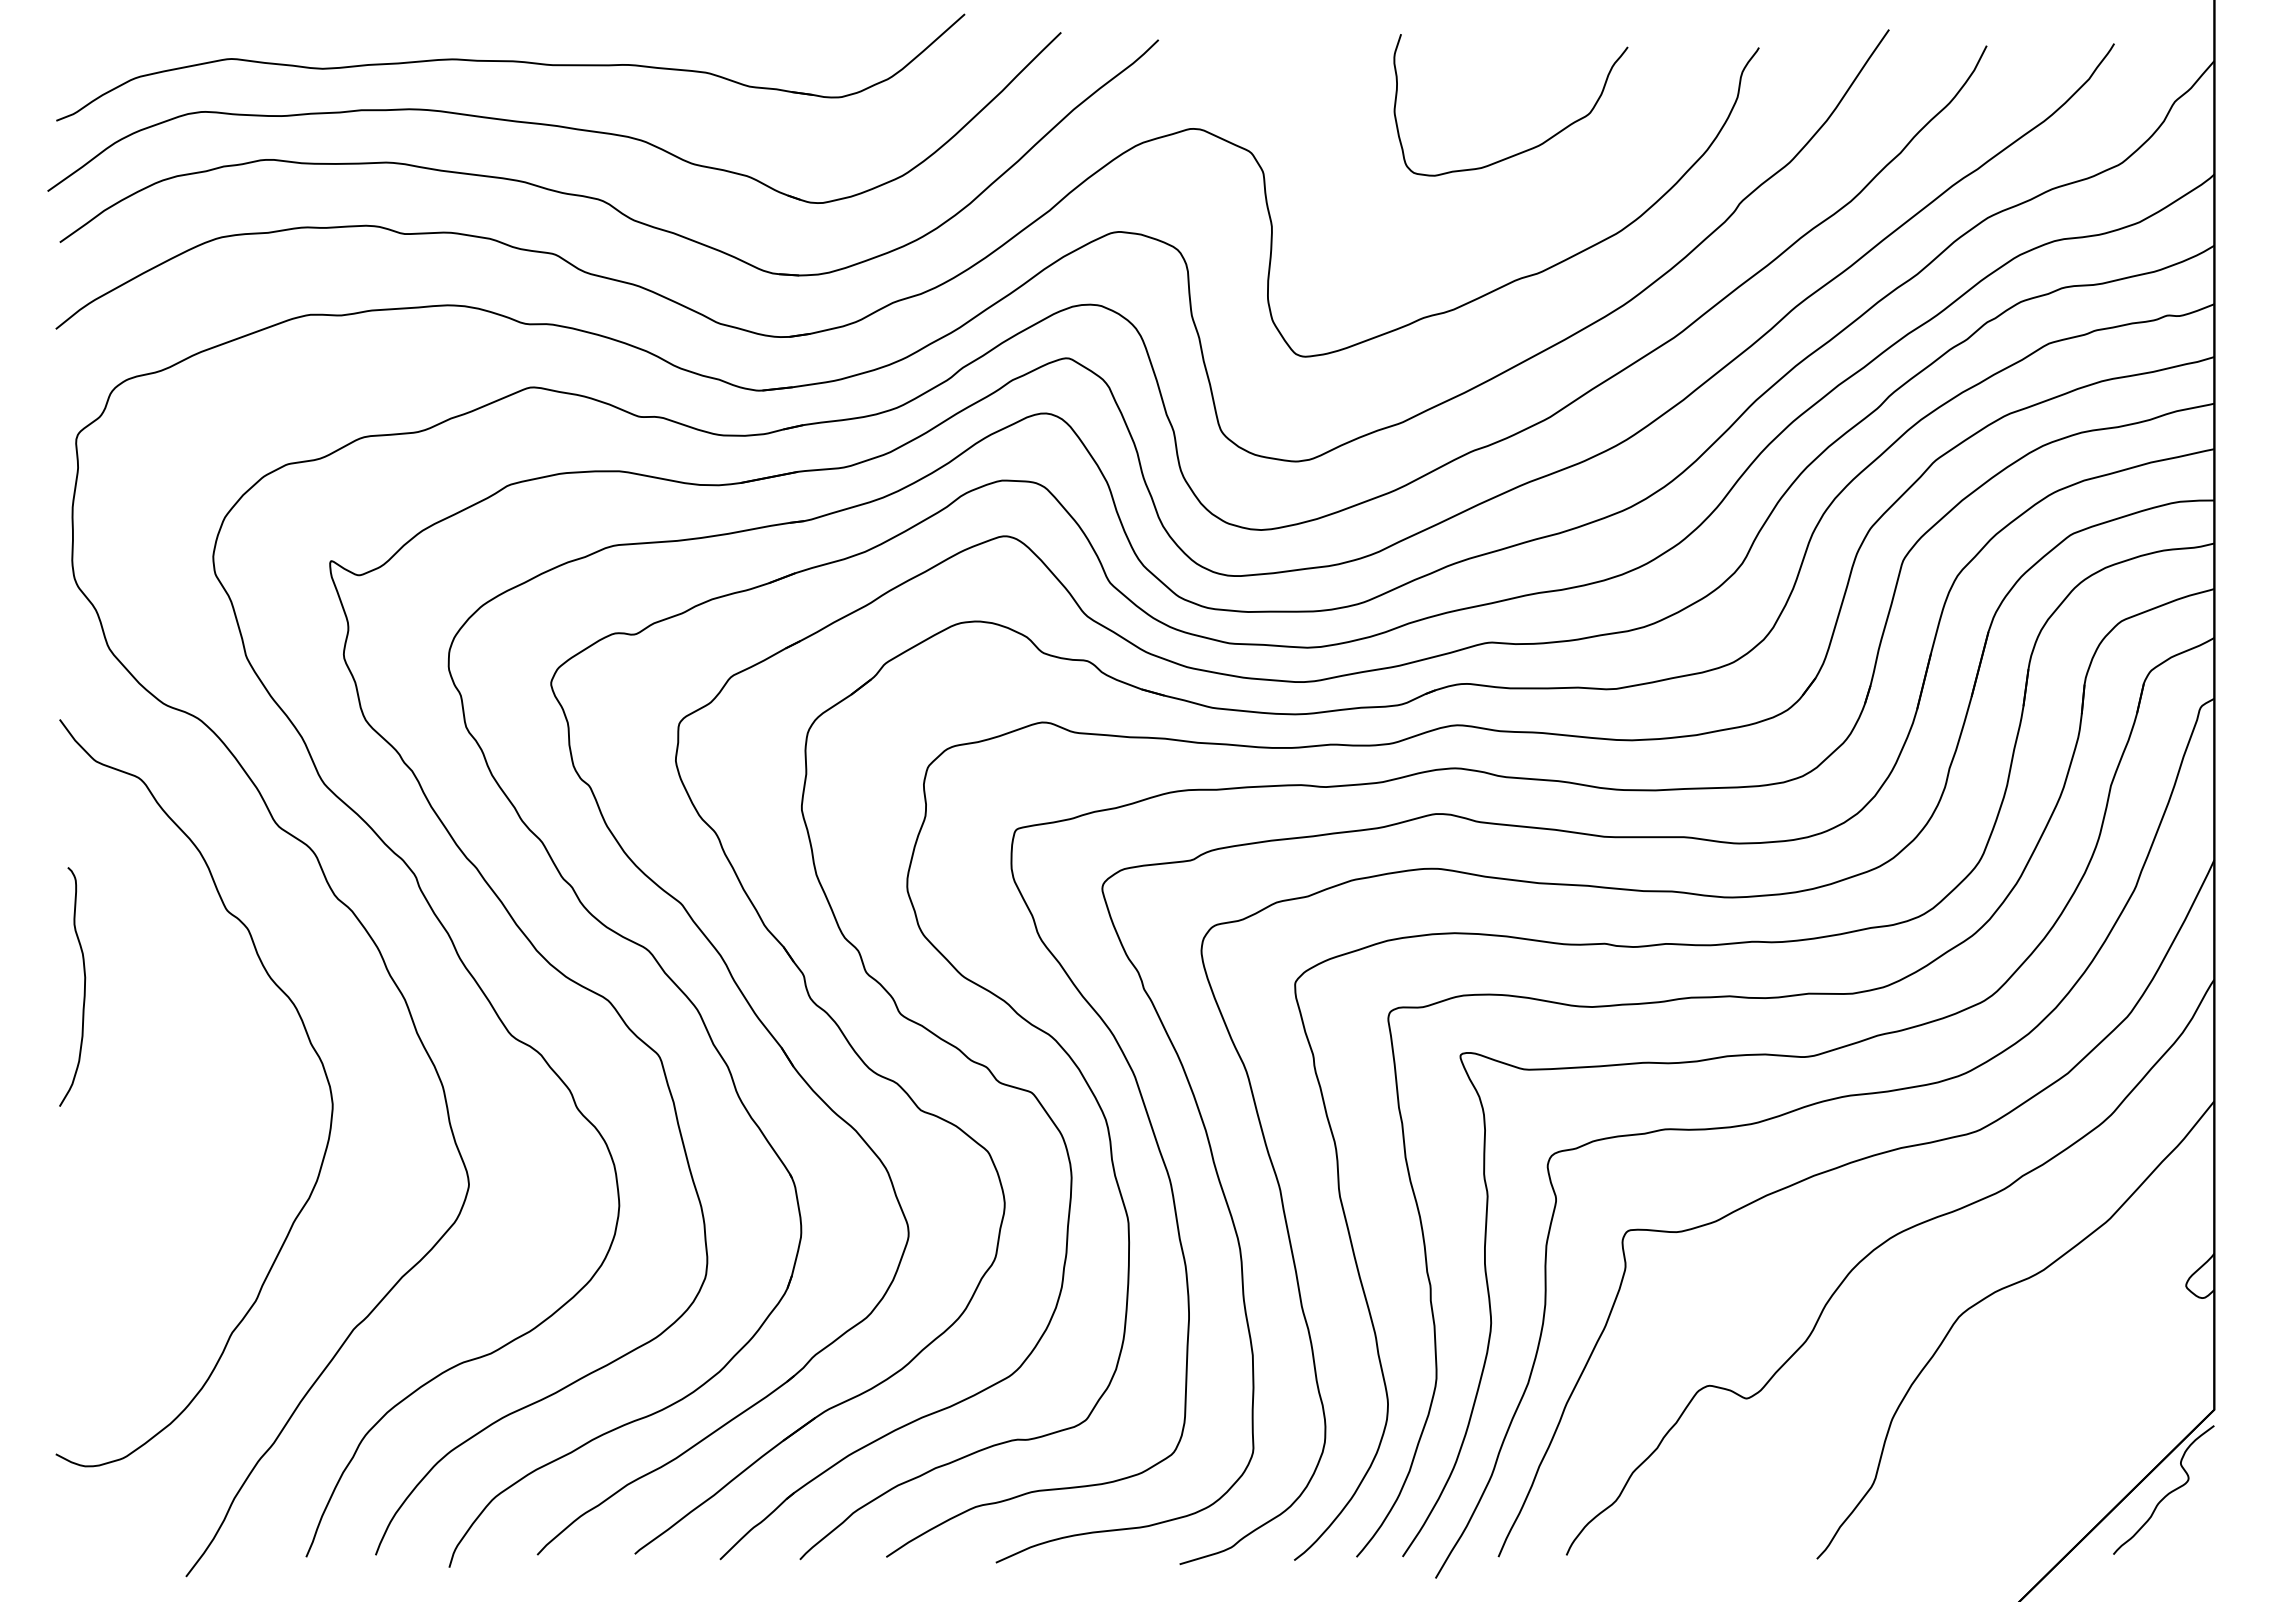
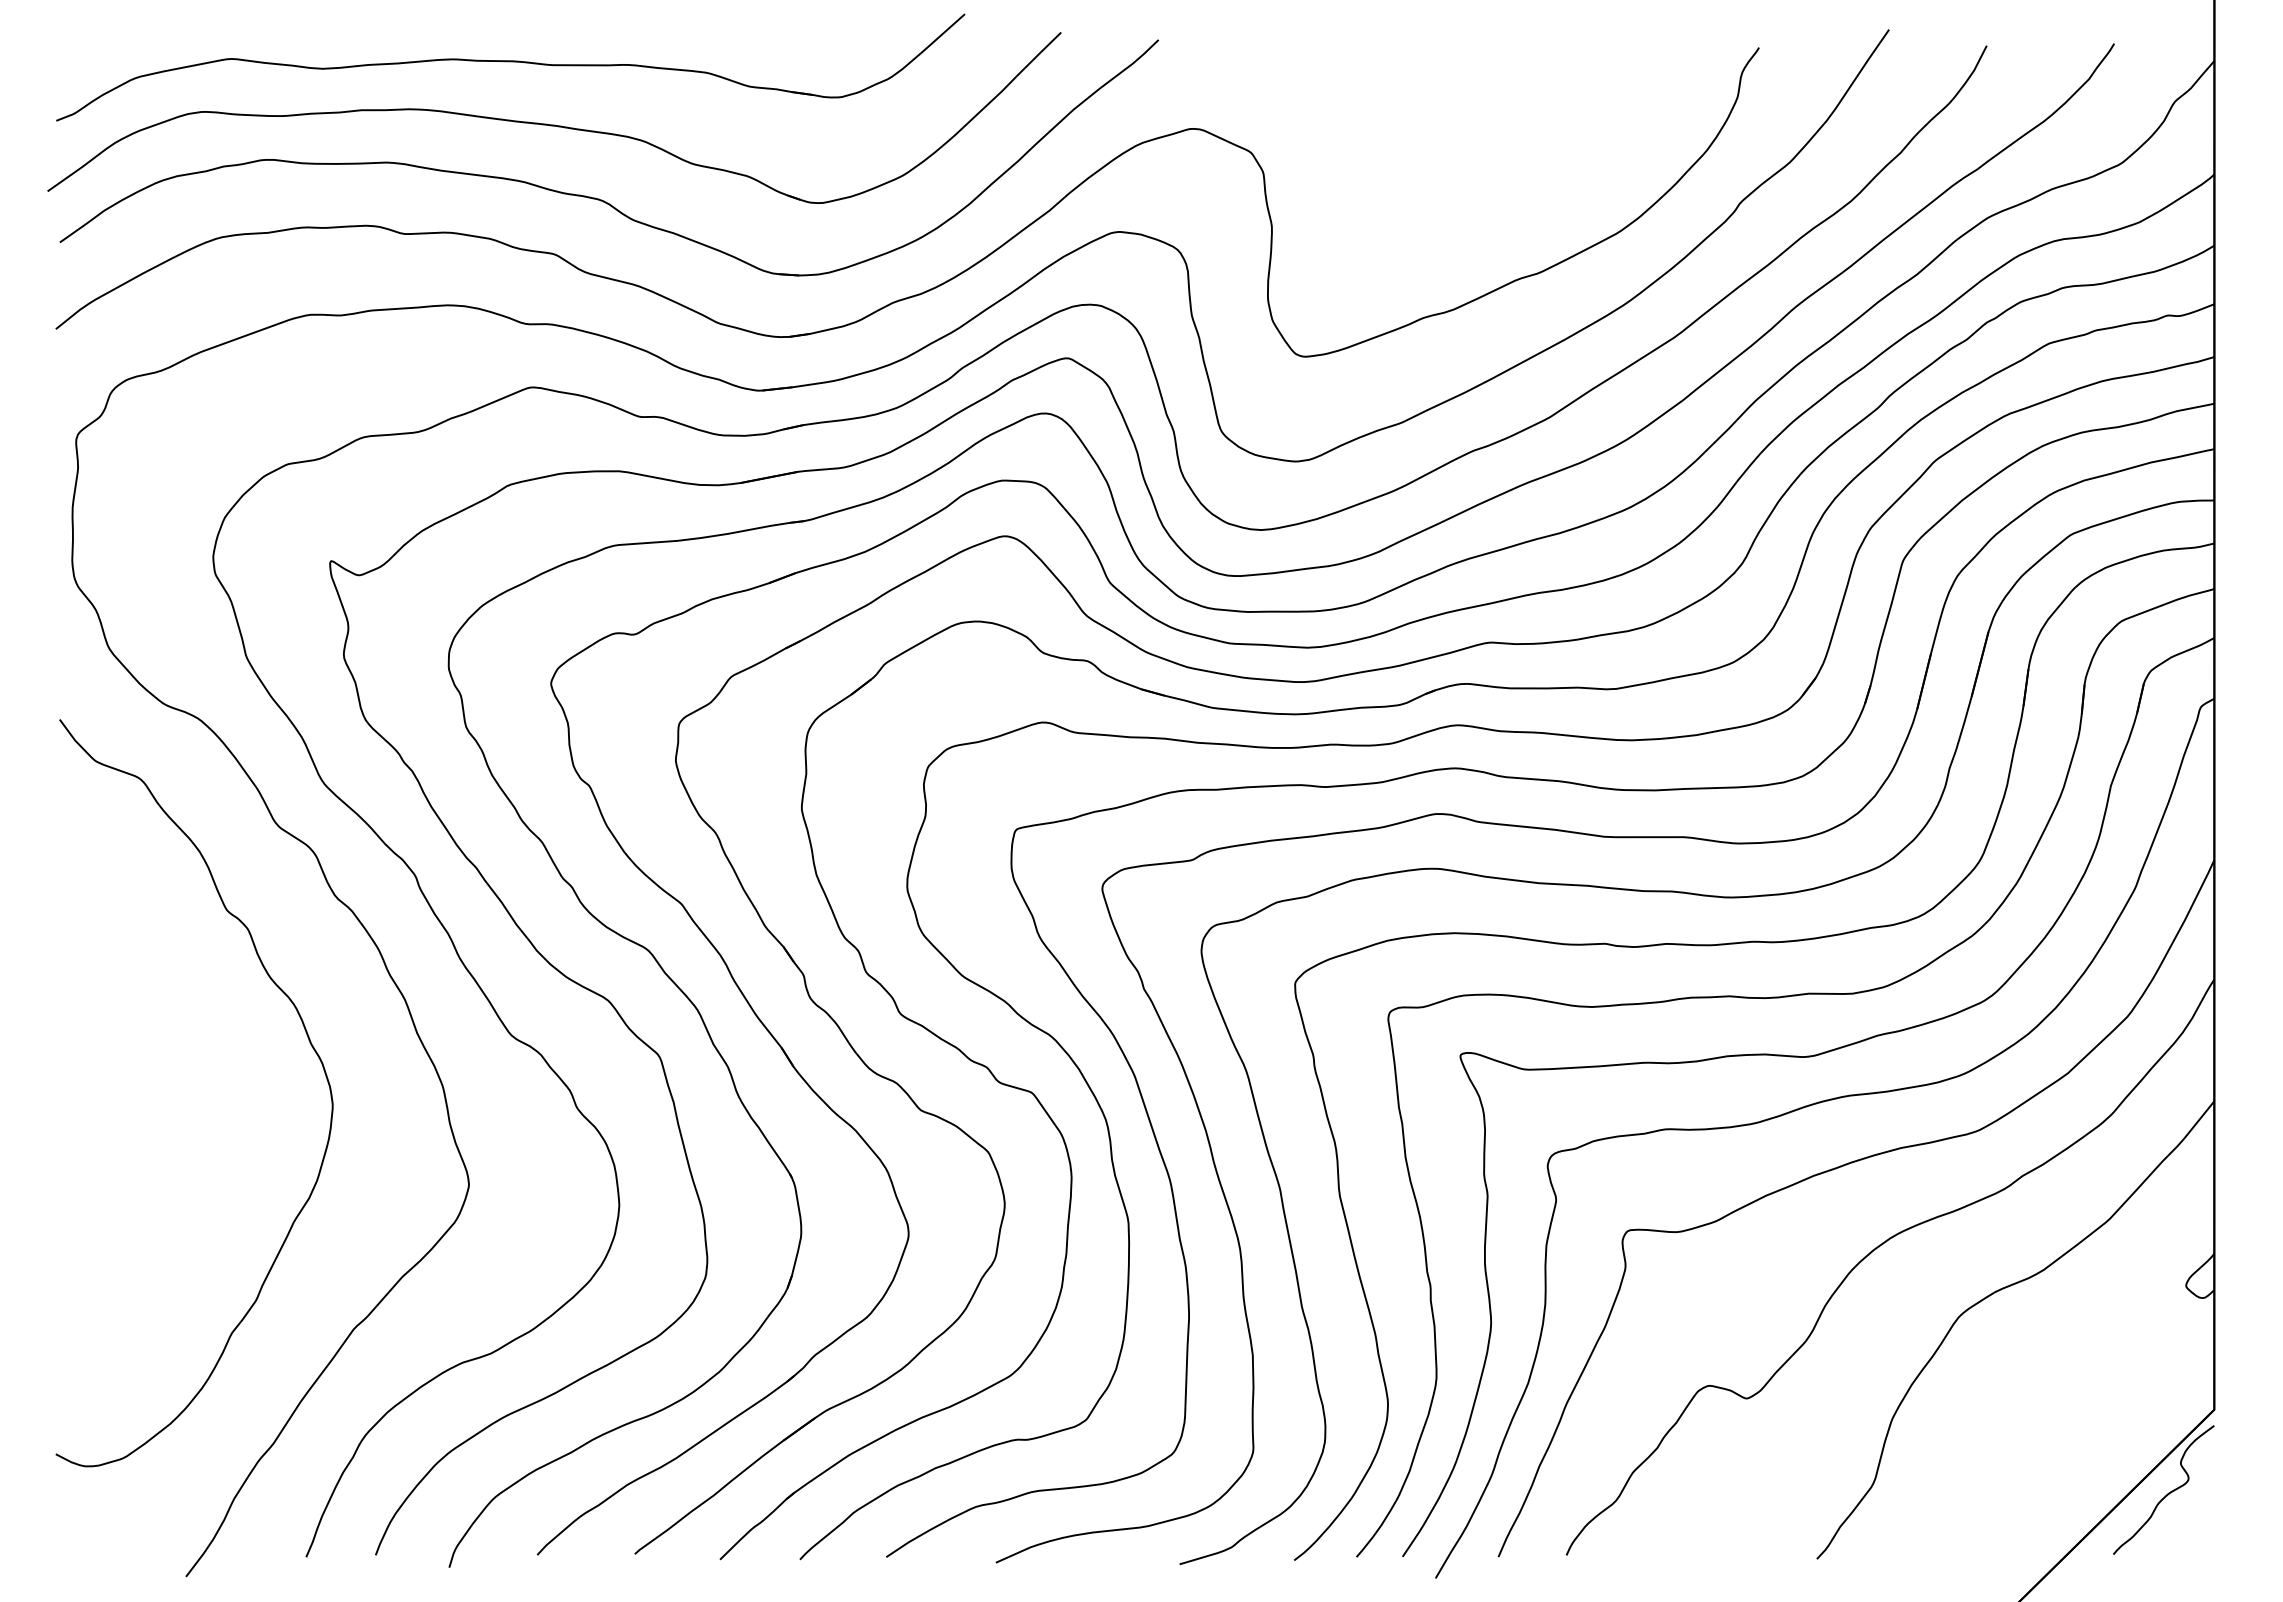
curve: present -> none (1526, 149)
curve: present -> none (84, 986)
